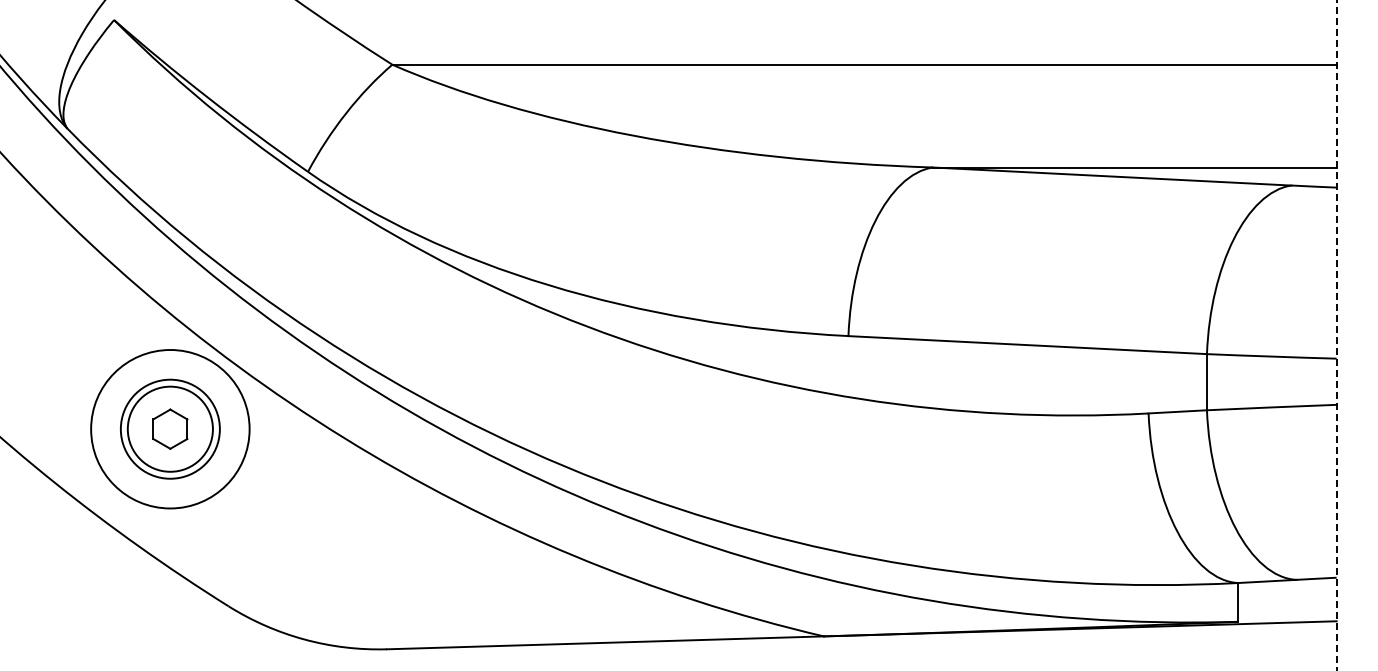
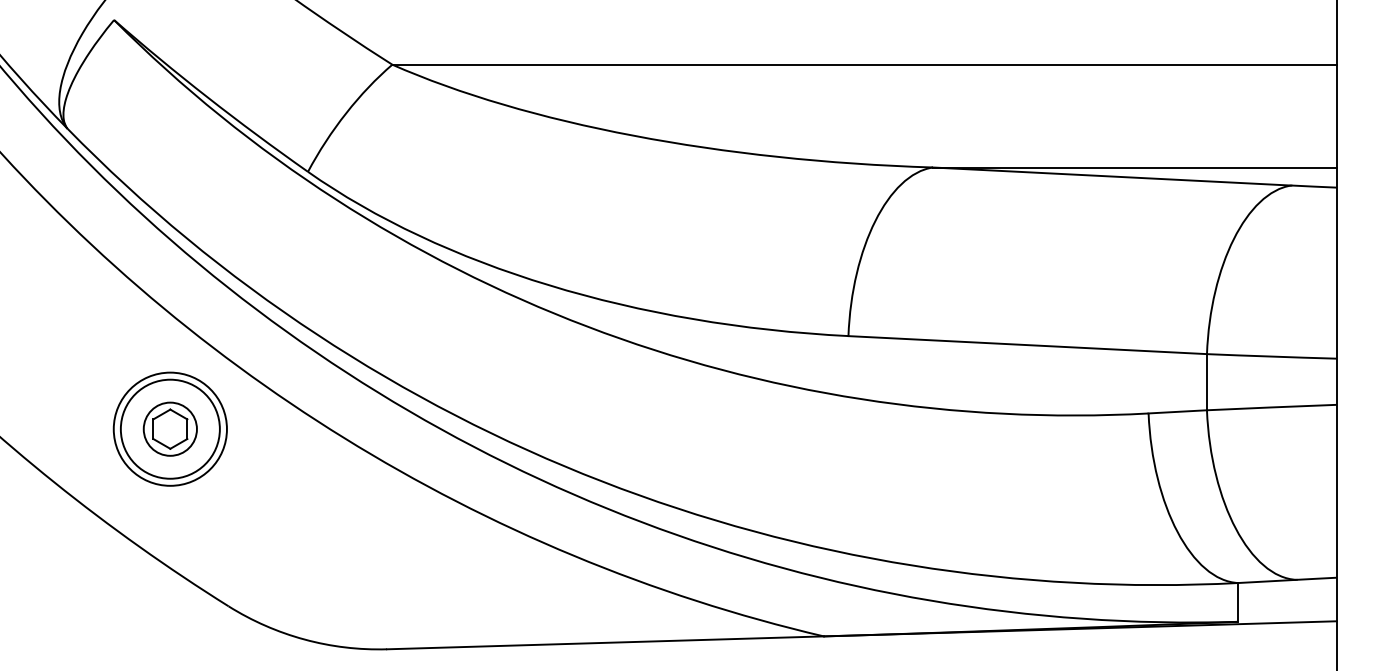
line: dashed -> solid (1336, 335)
circle diameter: 85 px -> 53 px (169, 428)
circle diameter: 158 px -> 113 px (169, 428)
